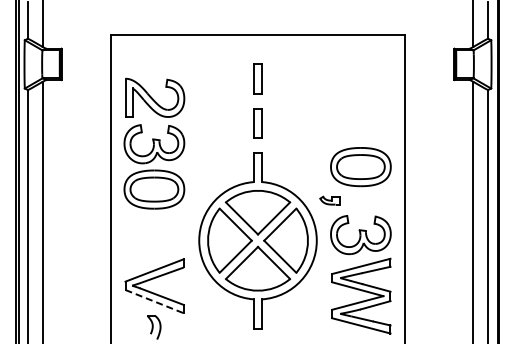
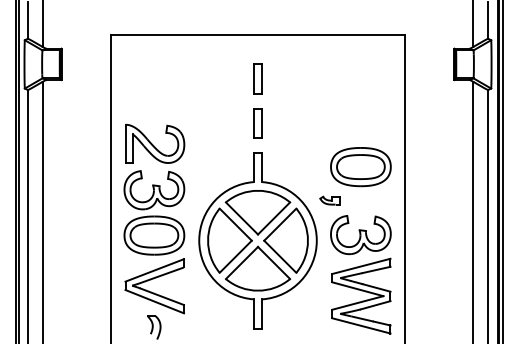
part position: (154, 143) -> (154, 189) (154, 189)
line: none -> present (503, 171)
line: dashed -> solid (155, 301)
